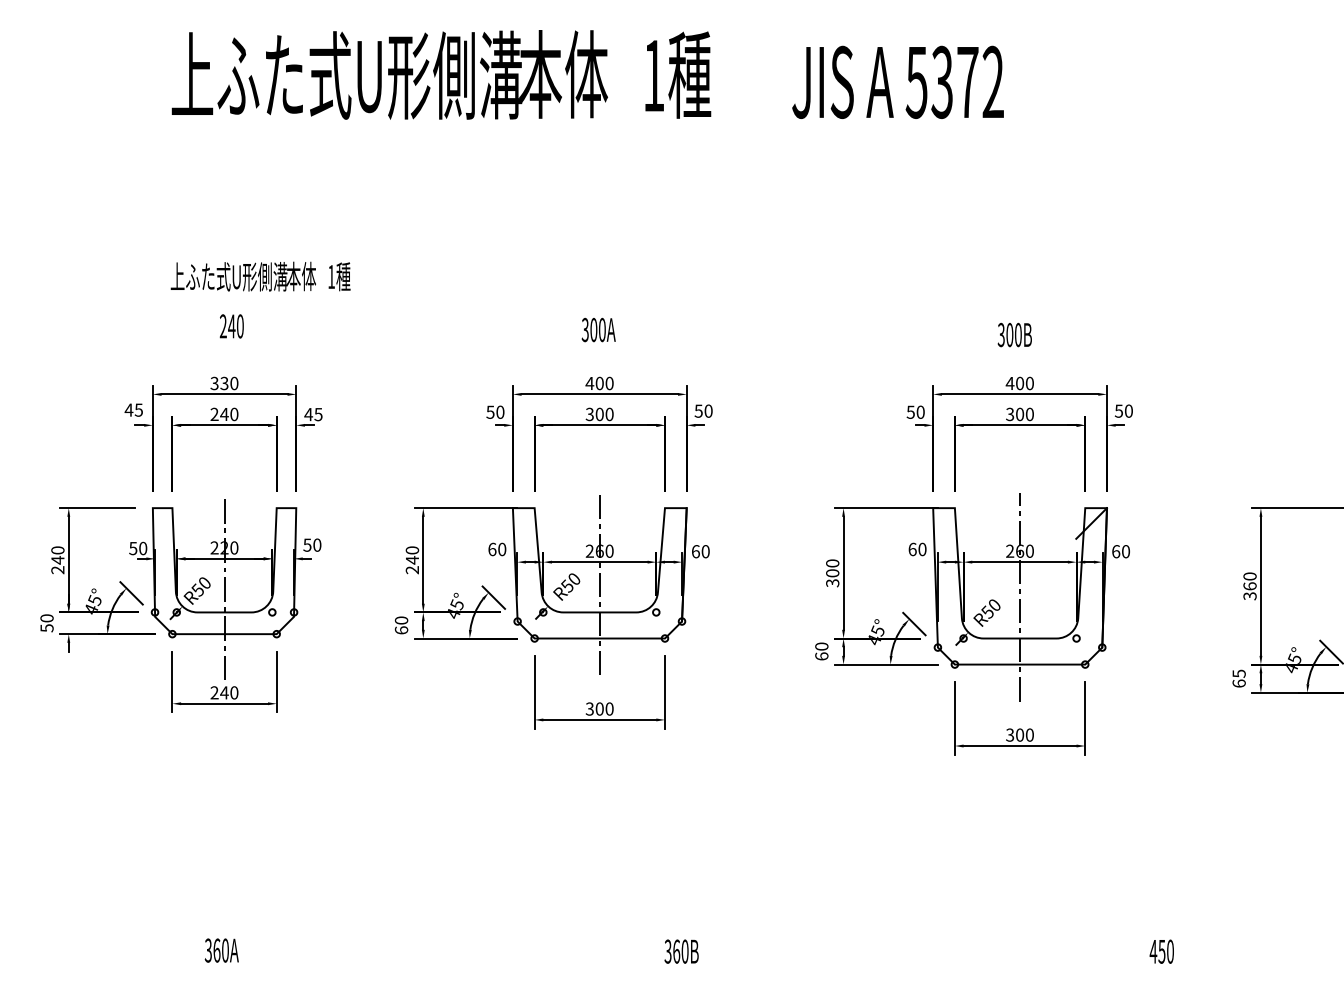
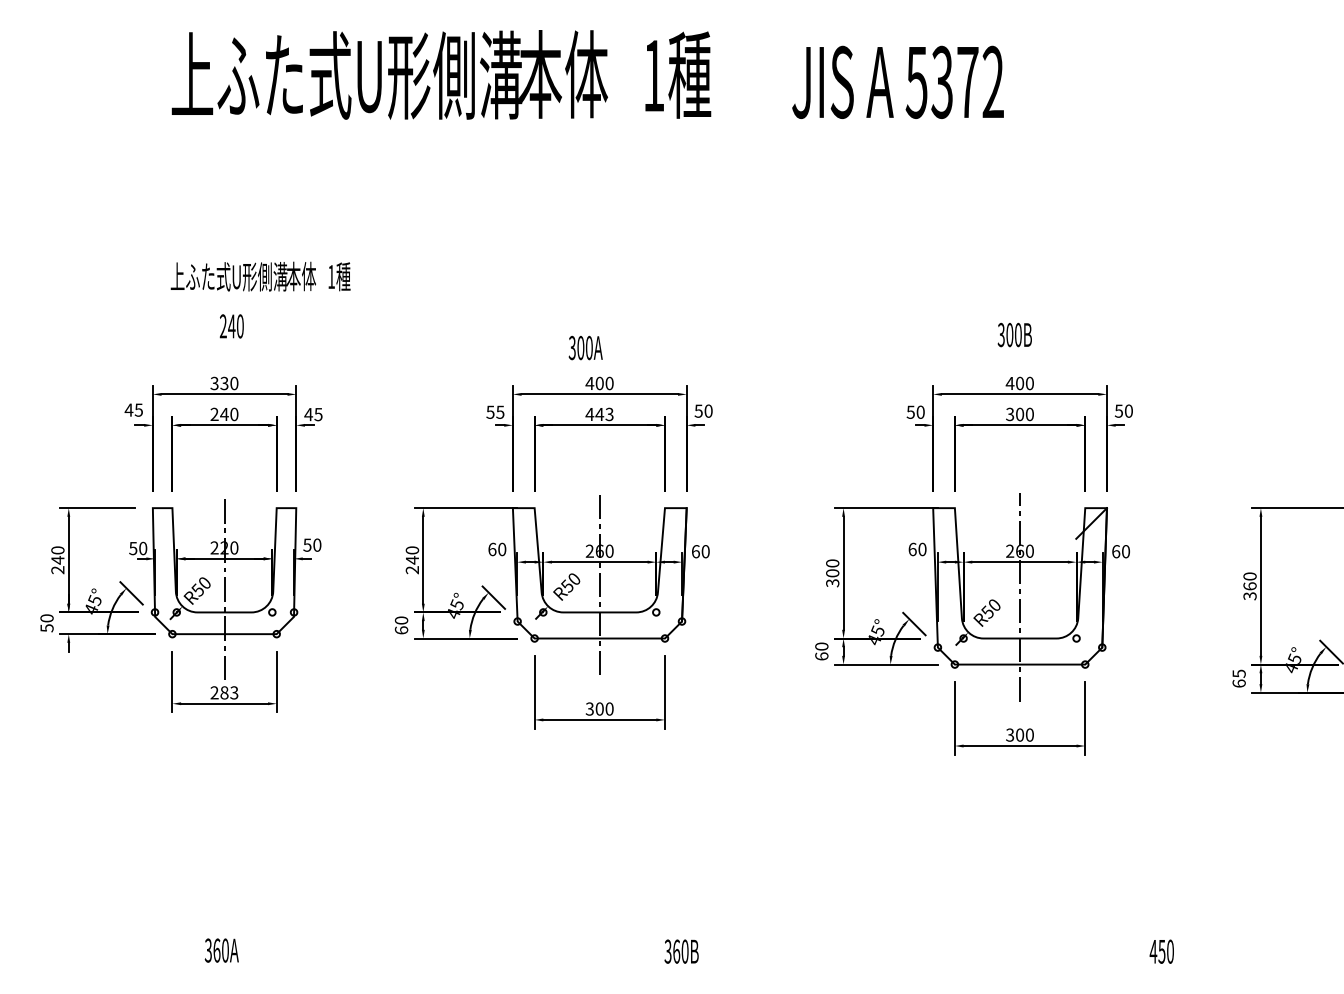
text position: (598, 329) -> (585, 347) (585, 347)
text: 50 -> 55 (500, 411)
text: 300 -> 443 (599, 414)
text: 240 -> 283 (229, 692)
